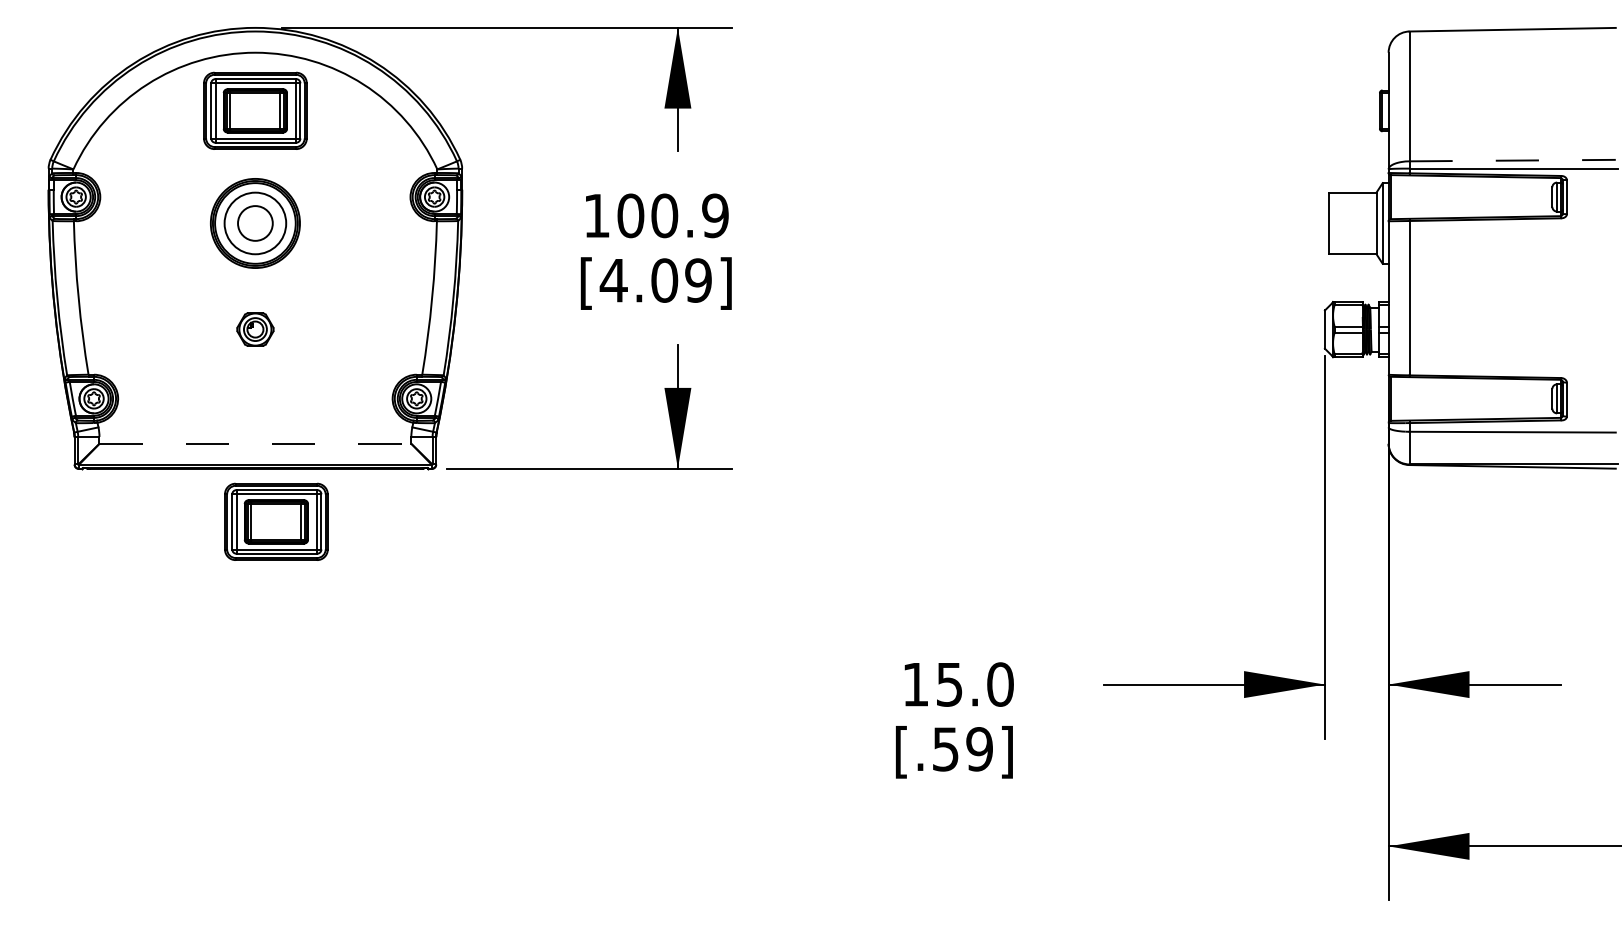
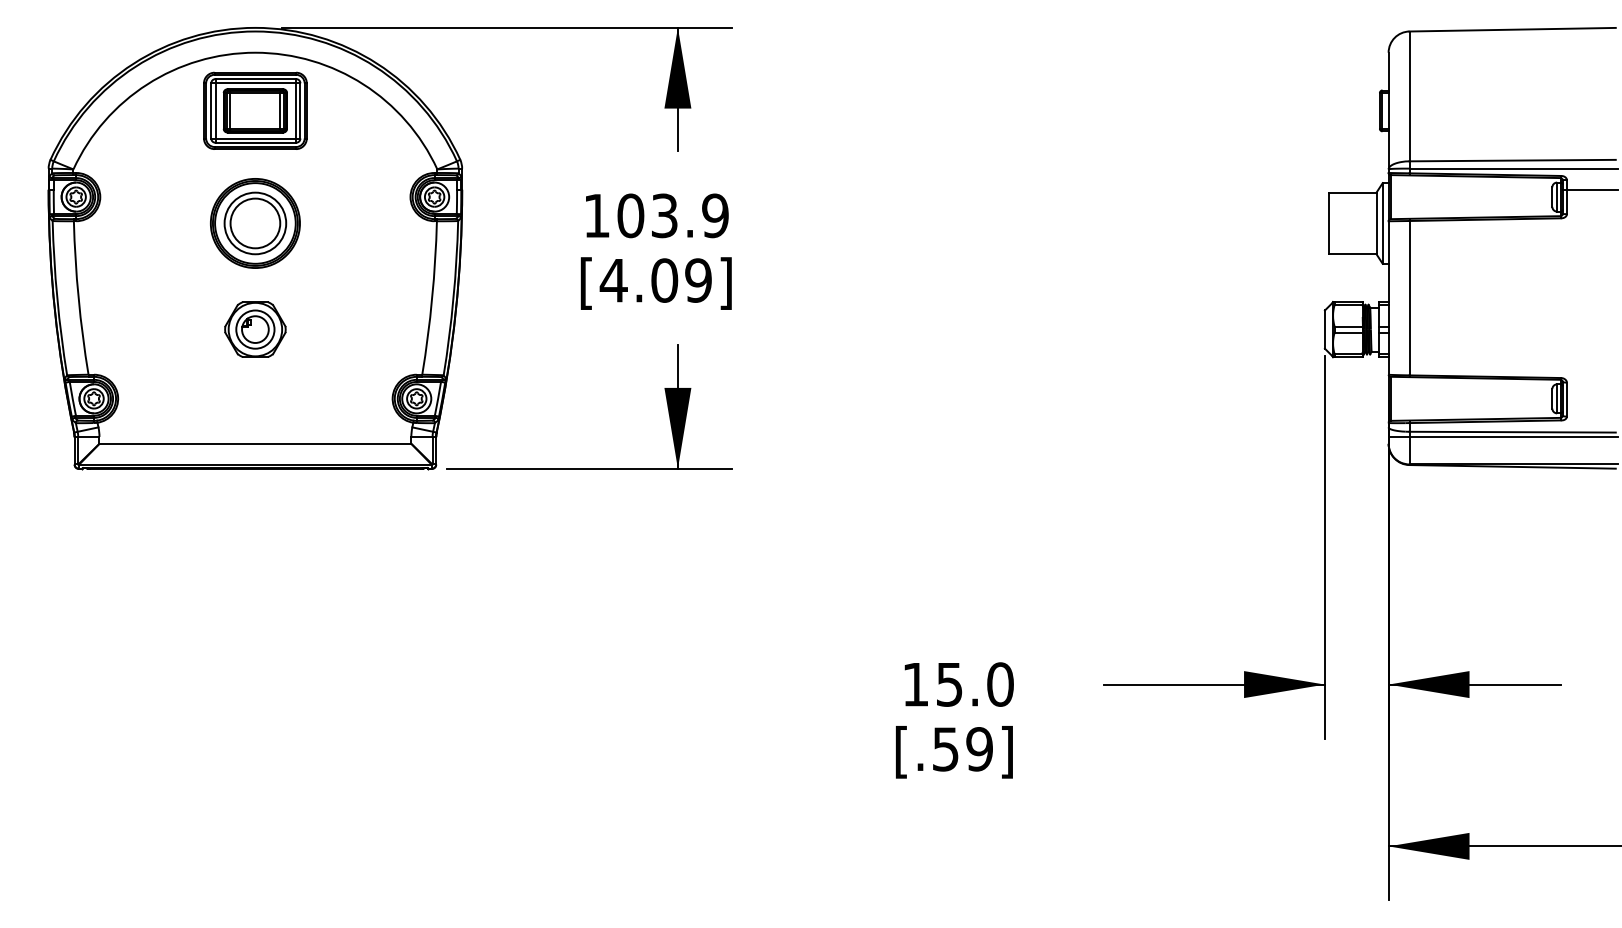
line: dashed -> solid (1513, 160)
line: none -> present (1589, 189)
text: 100.9 -> 103.9 (664, 215)
circle diameter: 35 px -> 50 px (255, 223)
part size: 39x35 px -> 63x57 px (255, 329)
line: none -> present (1502, 436)
line: dashed -> solid (255, 443)
part: present -> none (276, 521)
